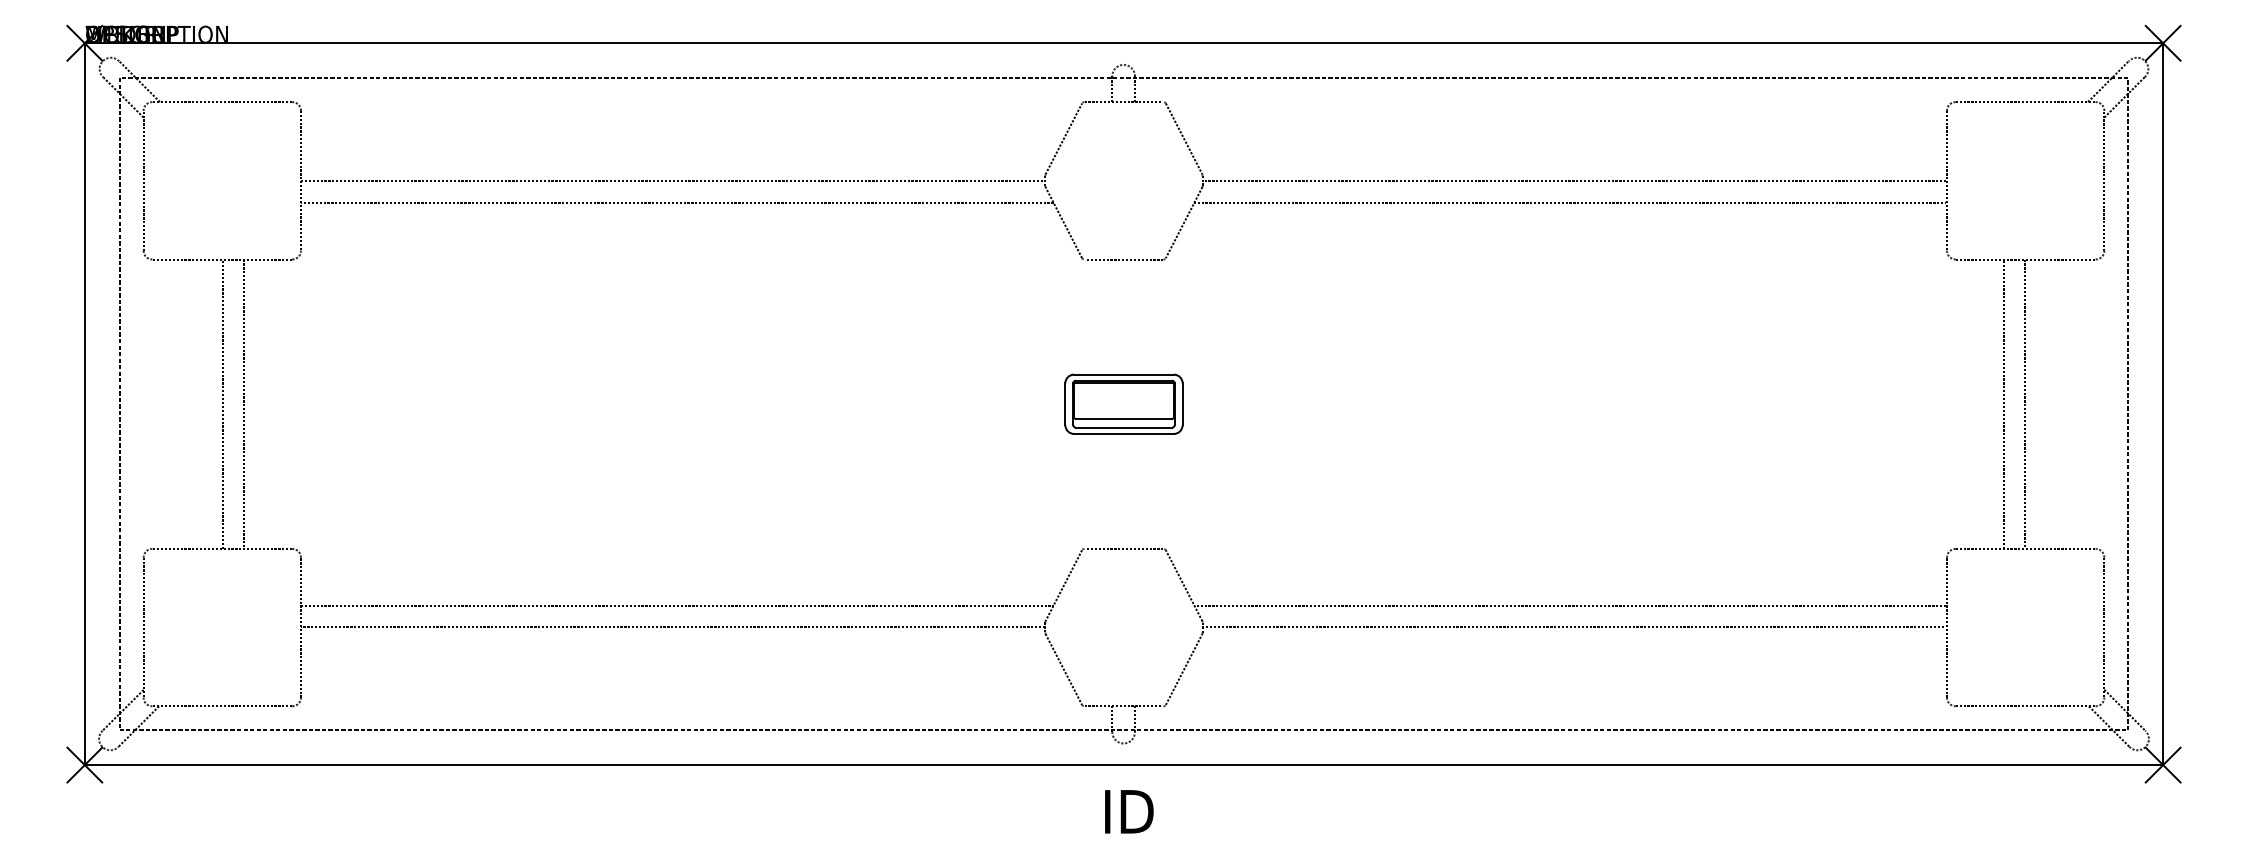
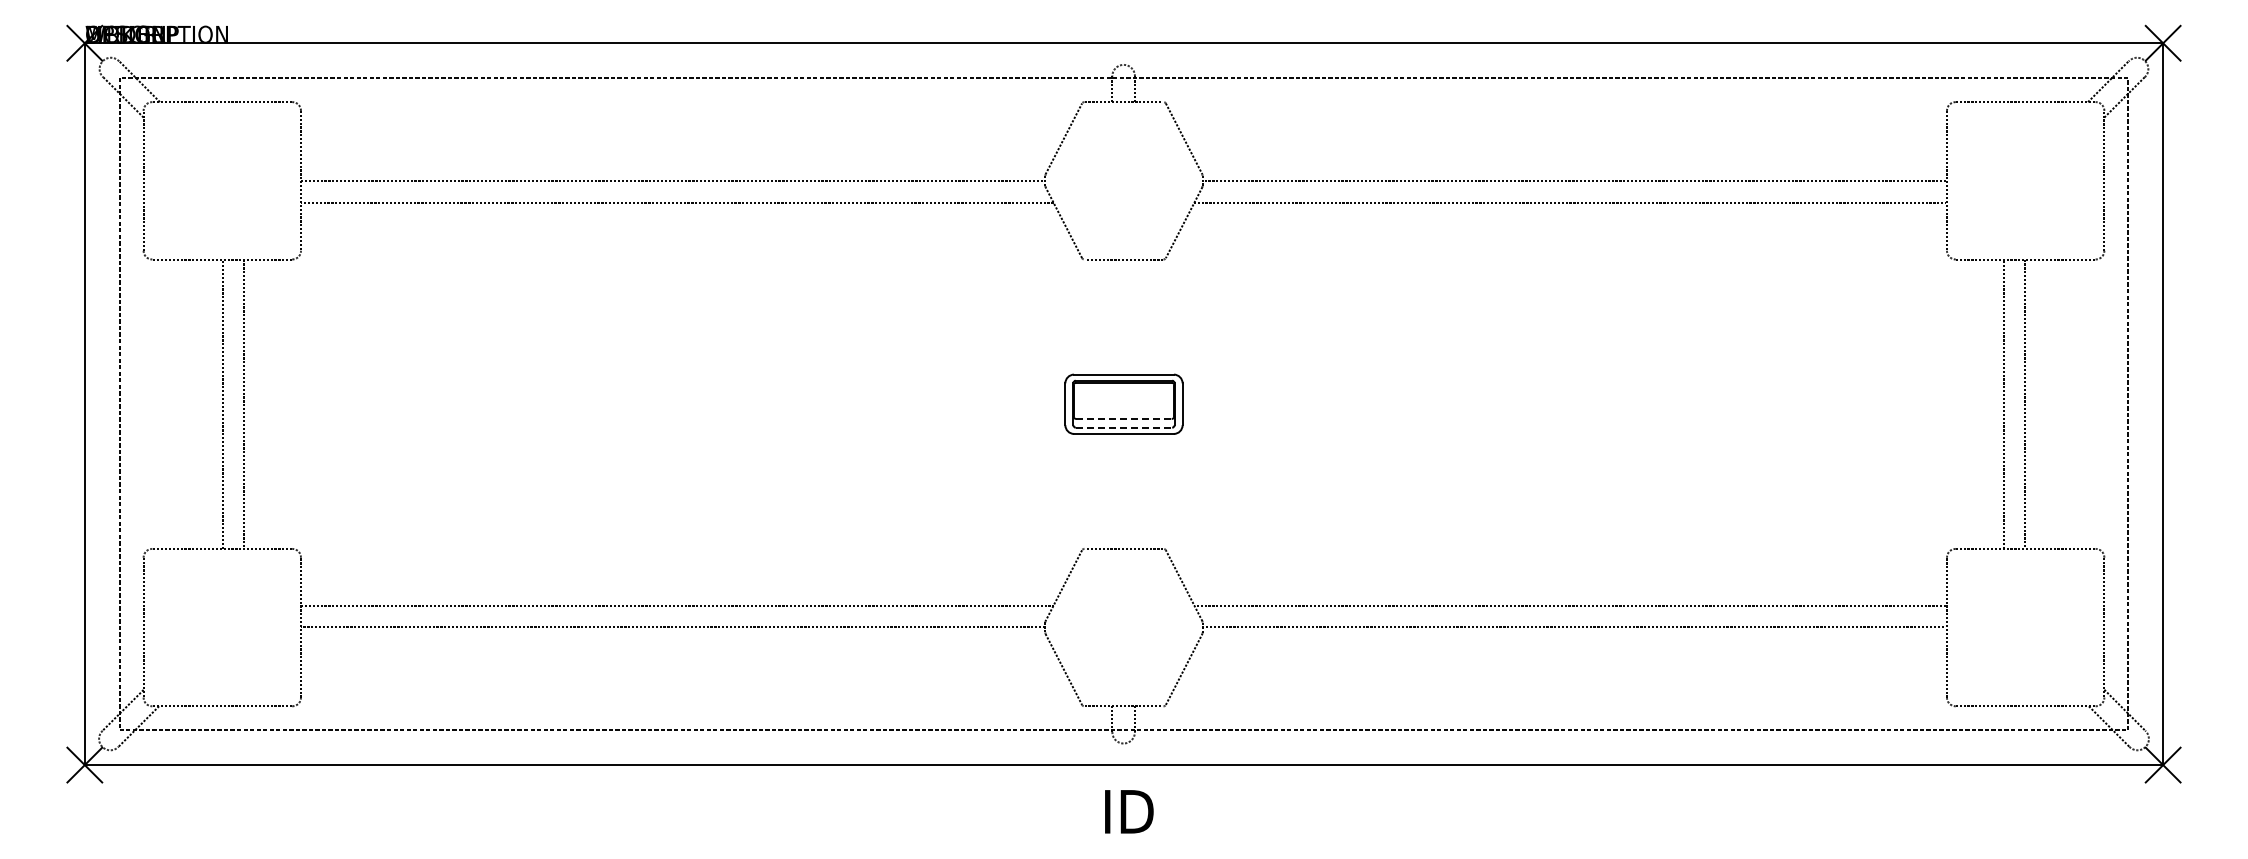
line: solid -> dashed (1124, 418)
line: solid -> dashed (1124, 427)
